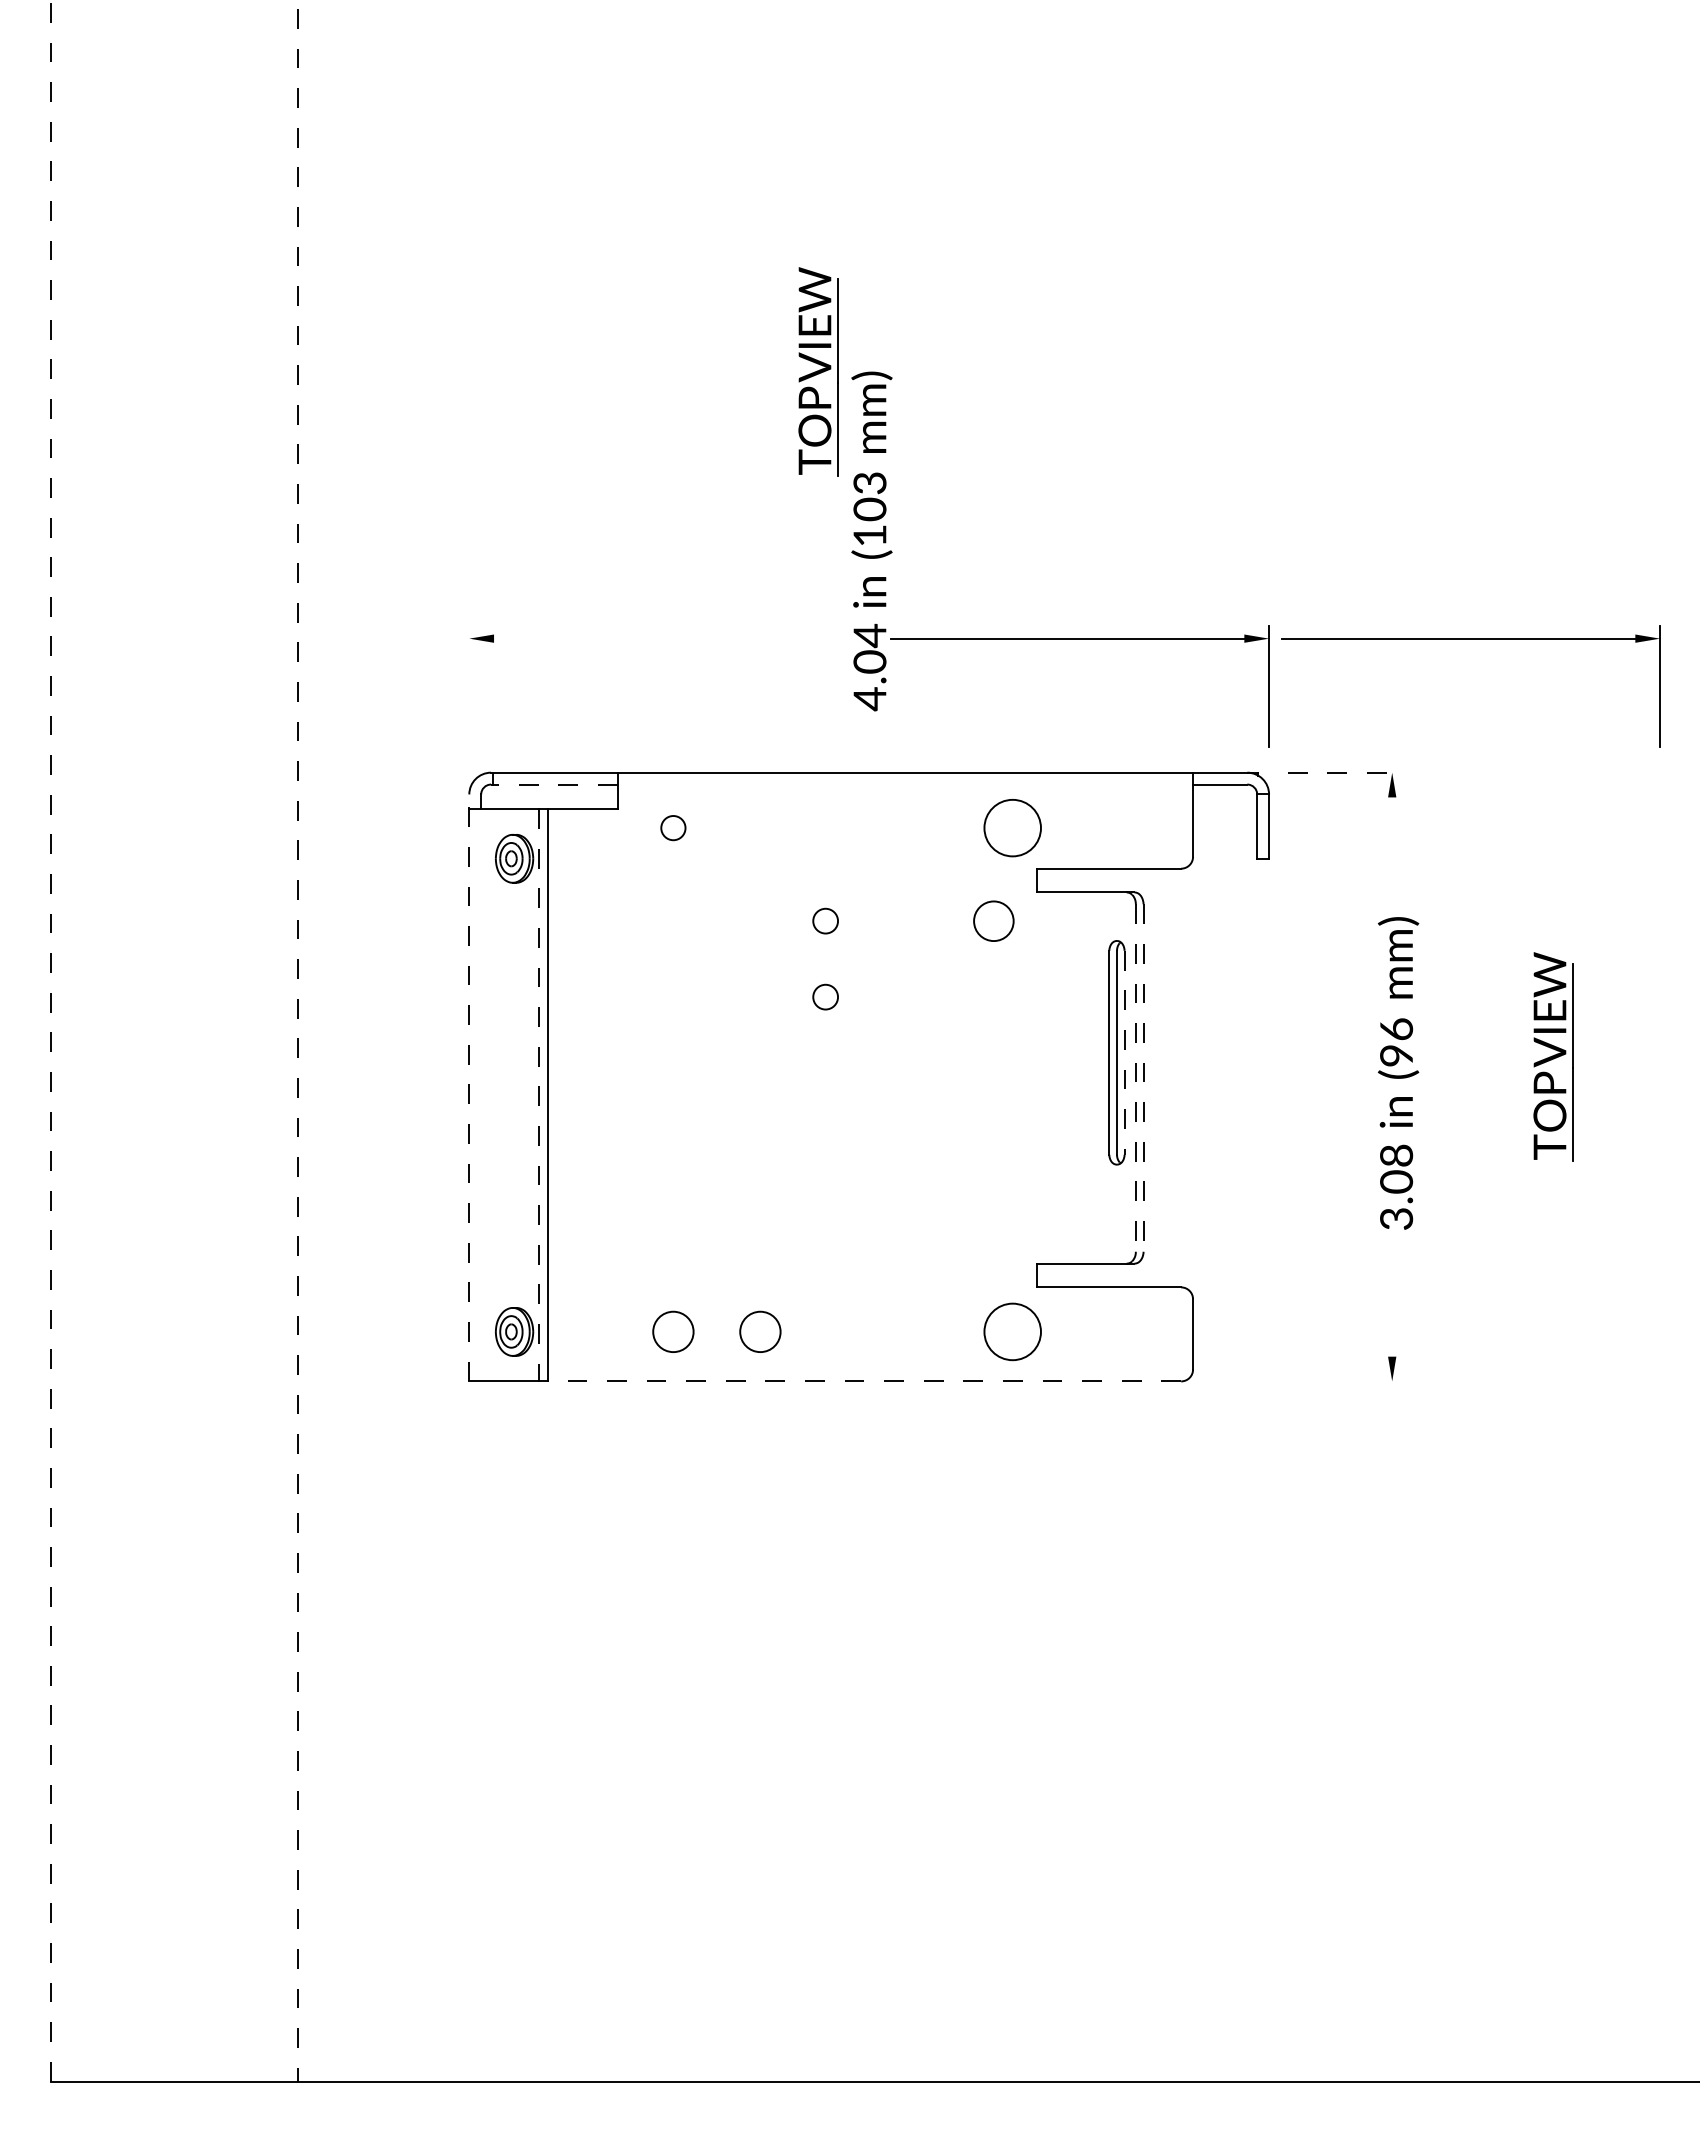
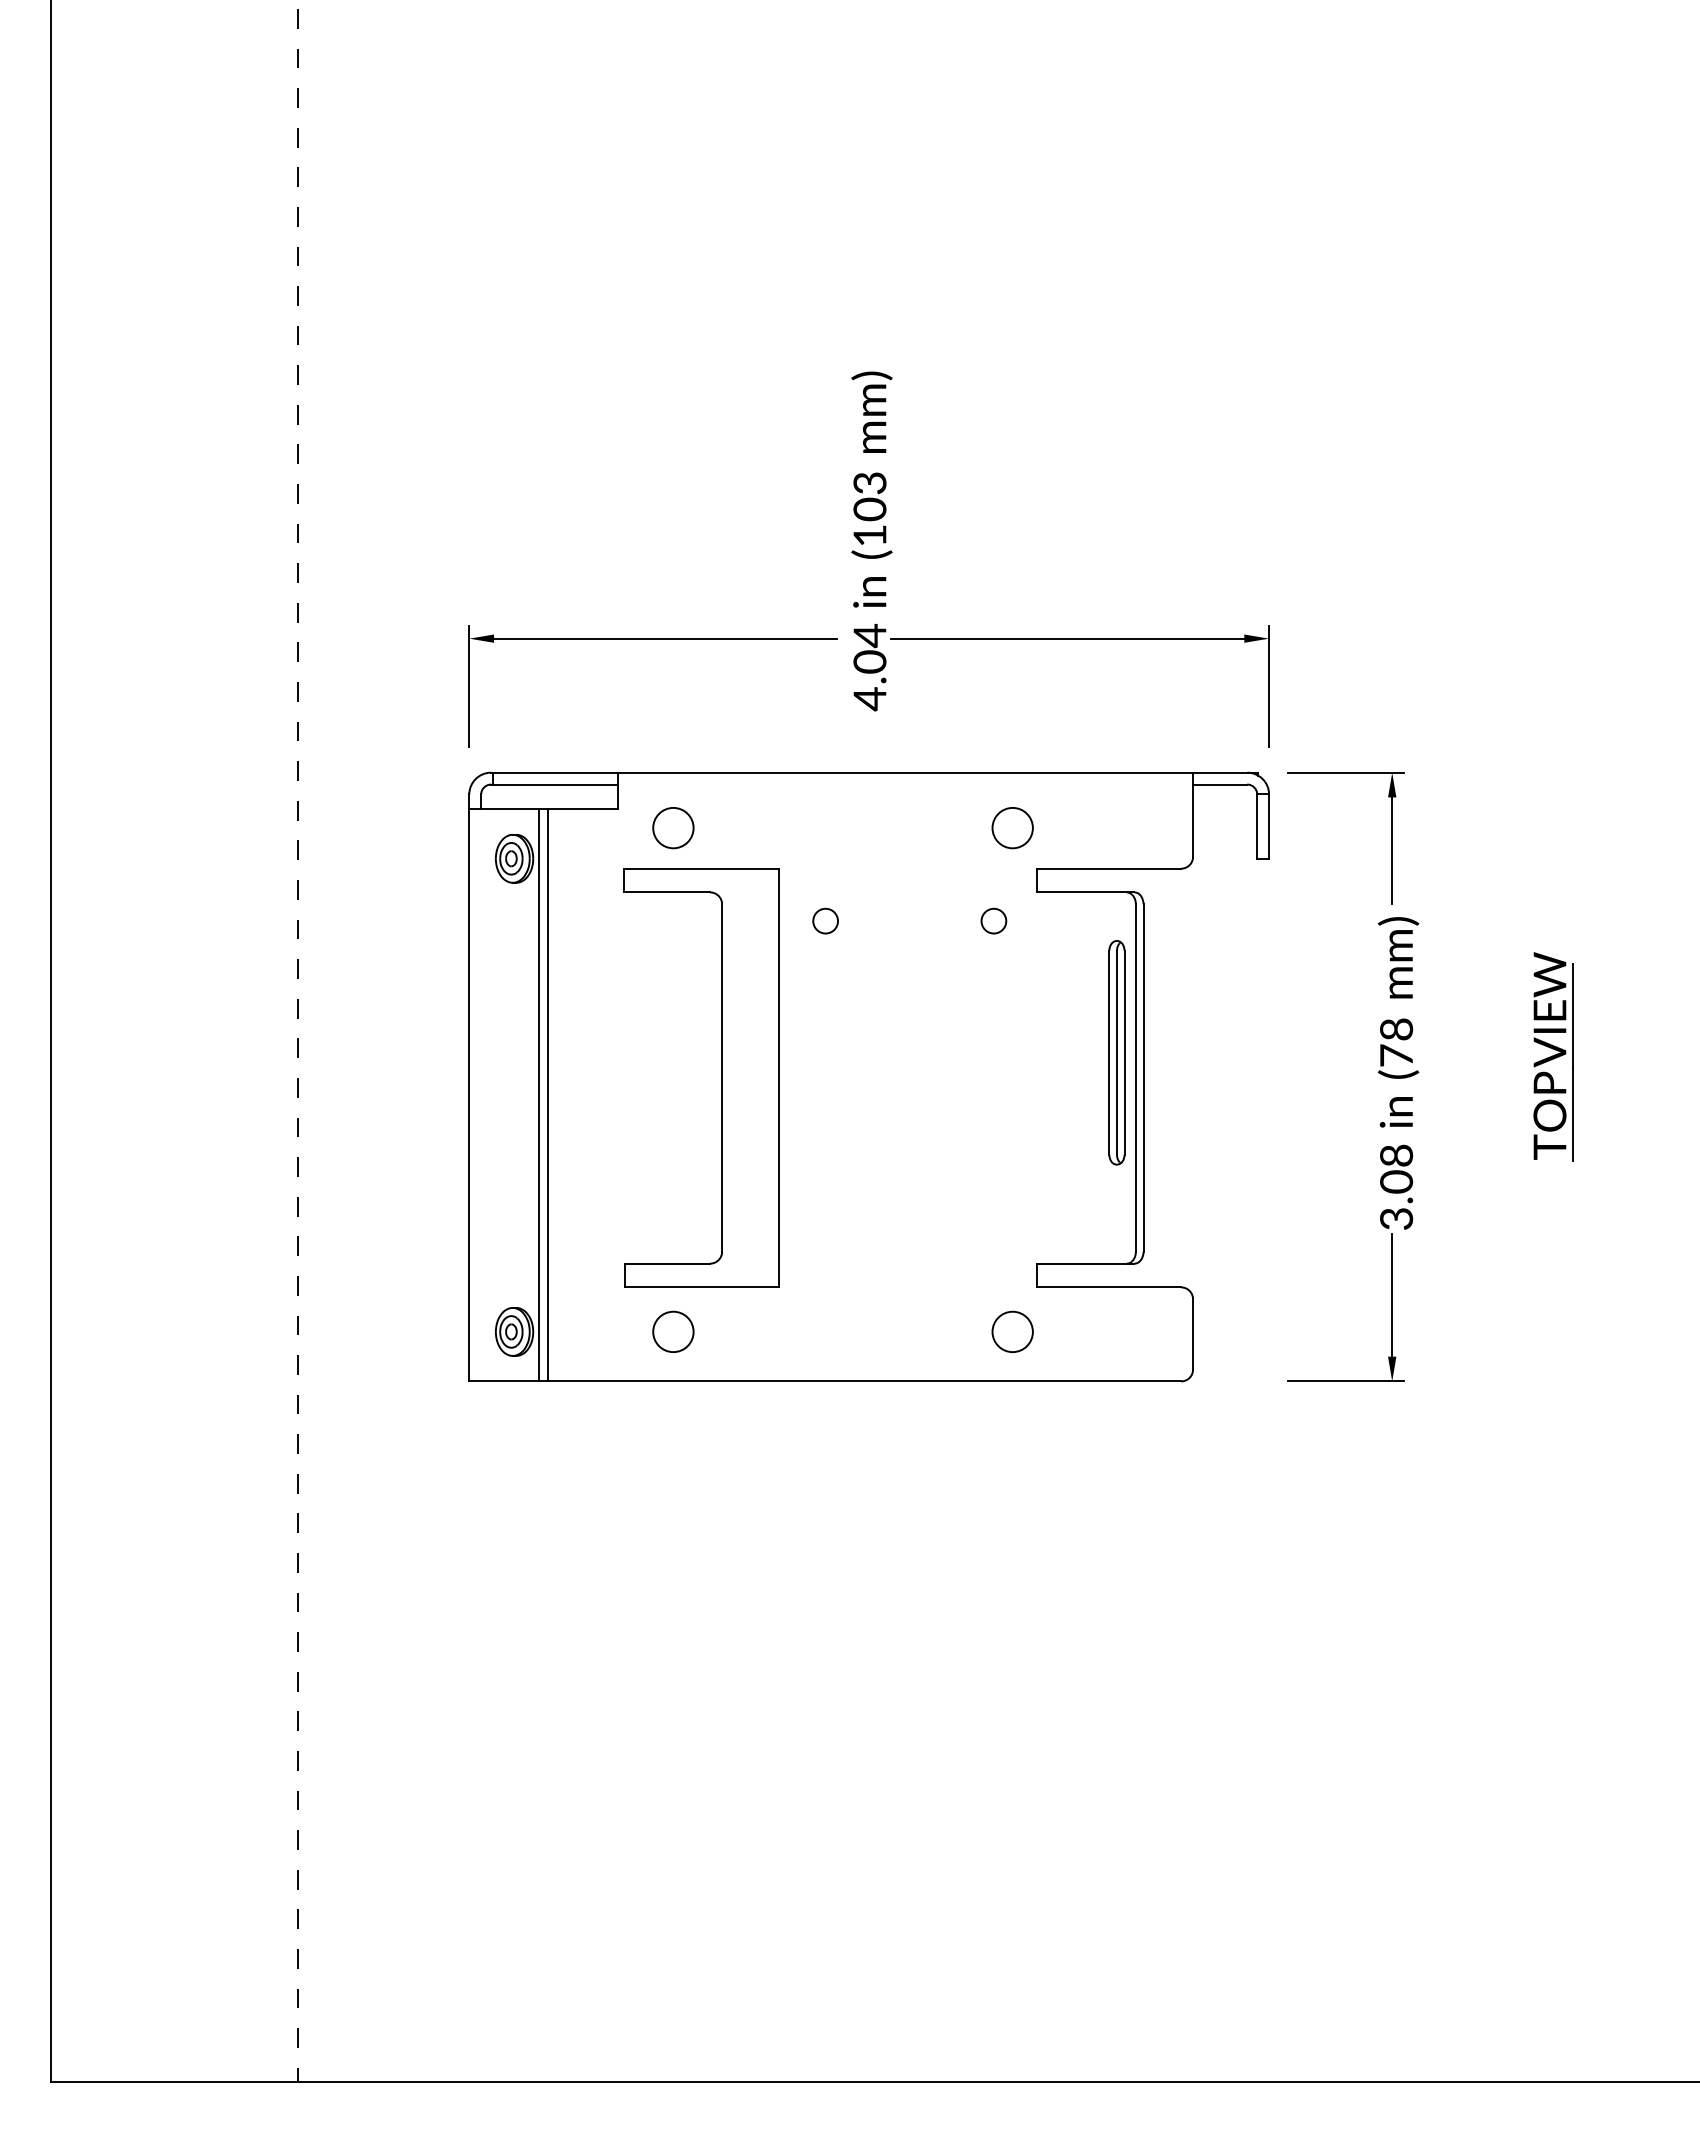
part: present -> none (818, 371)
line: none -> present (665, 638)
part: present -> none (1470, 639)
line: none -> present (469, 686)
line: dashed -> solid (1346, 772)
line: dashed -> solid (553, 784)
circle diameter: 57 px -> 40 px (1012, 827)
circle diameter: 24 px -> 40 px (673, 827)
line: none -> present (1392, 850)
circle size: 42x42 px -> 28x28 px (993, 920)
circle: present -> none (825, 996)
line: dashed -> solid (50, 1040)
text: (96 -> (78 (1396, 1042)
line: dashed -> solid (1124, 1052)
part: none -> present (721, 1077)
line: dashed -> solid (1135, 1078)
line: dashed -> solid (1143, 1078)
line: dashed -> solid (469, 1087)
line: dashed -> solid (539, 1095)
line: none -> present (1392, 1295)
circle: present -> none (760, 1331)
circle diameter: 57 px -> 40 px (1012, 1331)
line: dashed -> solid (864, 1381)
line: none -> present (1345, 1381)
